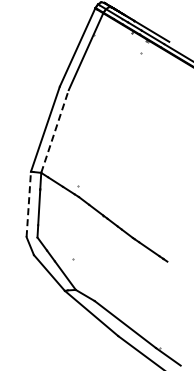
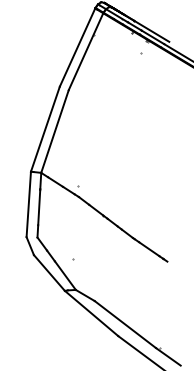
line: dashed -> solid (55, 131)
line: dashed -> solid (28, 204)
